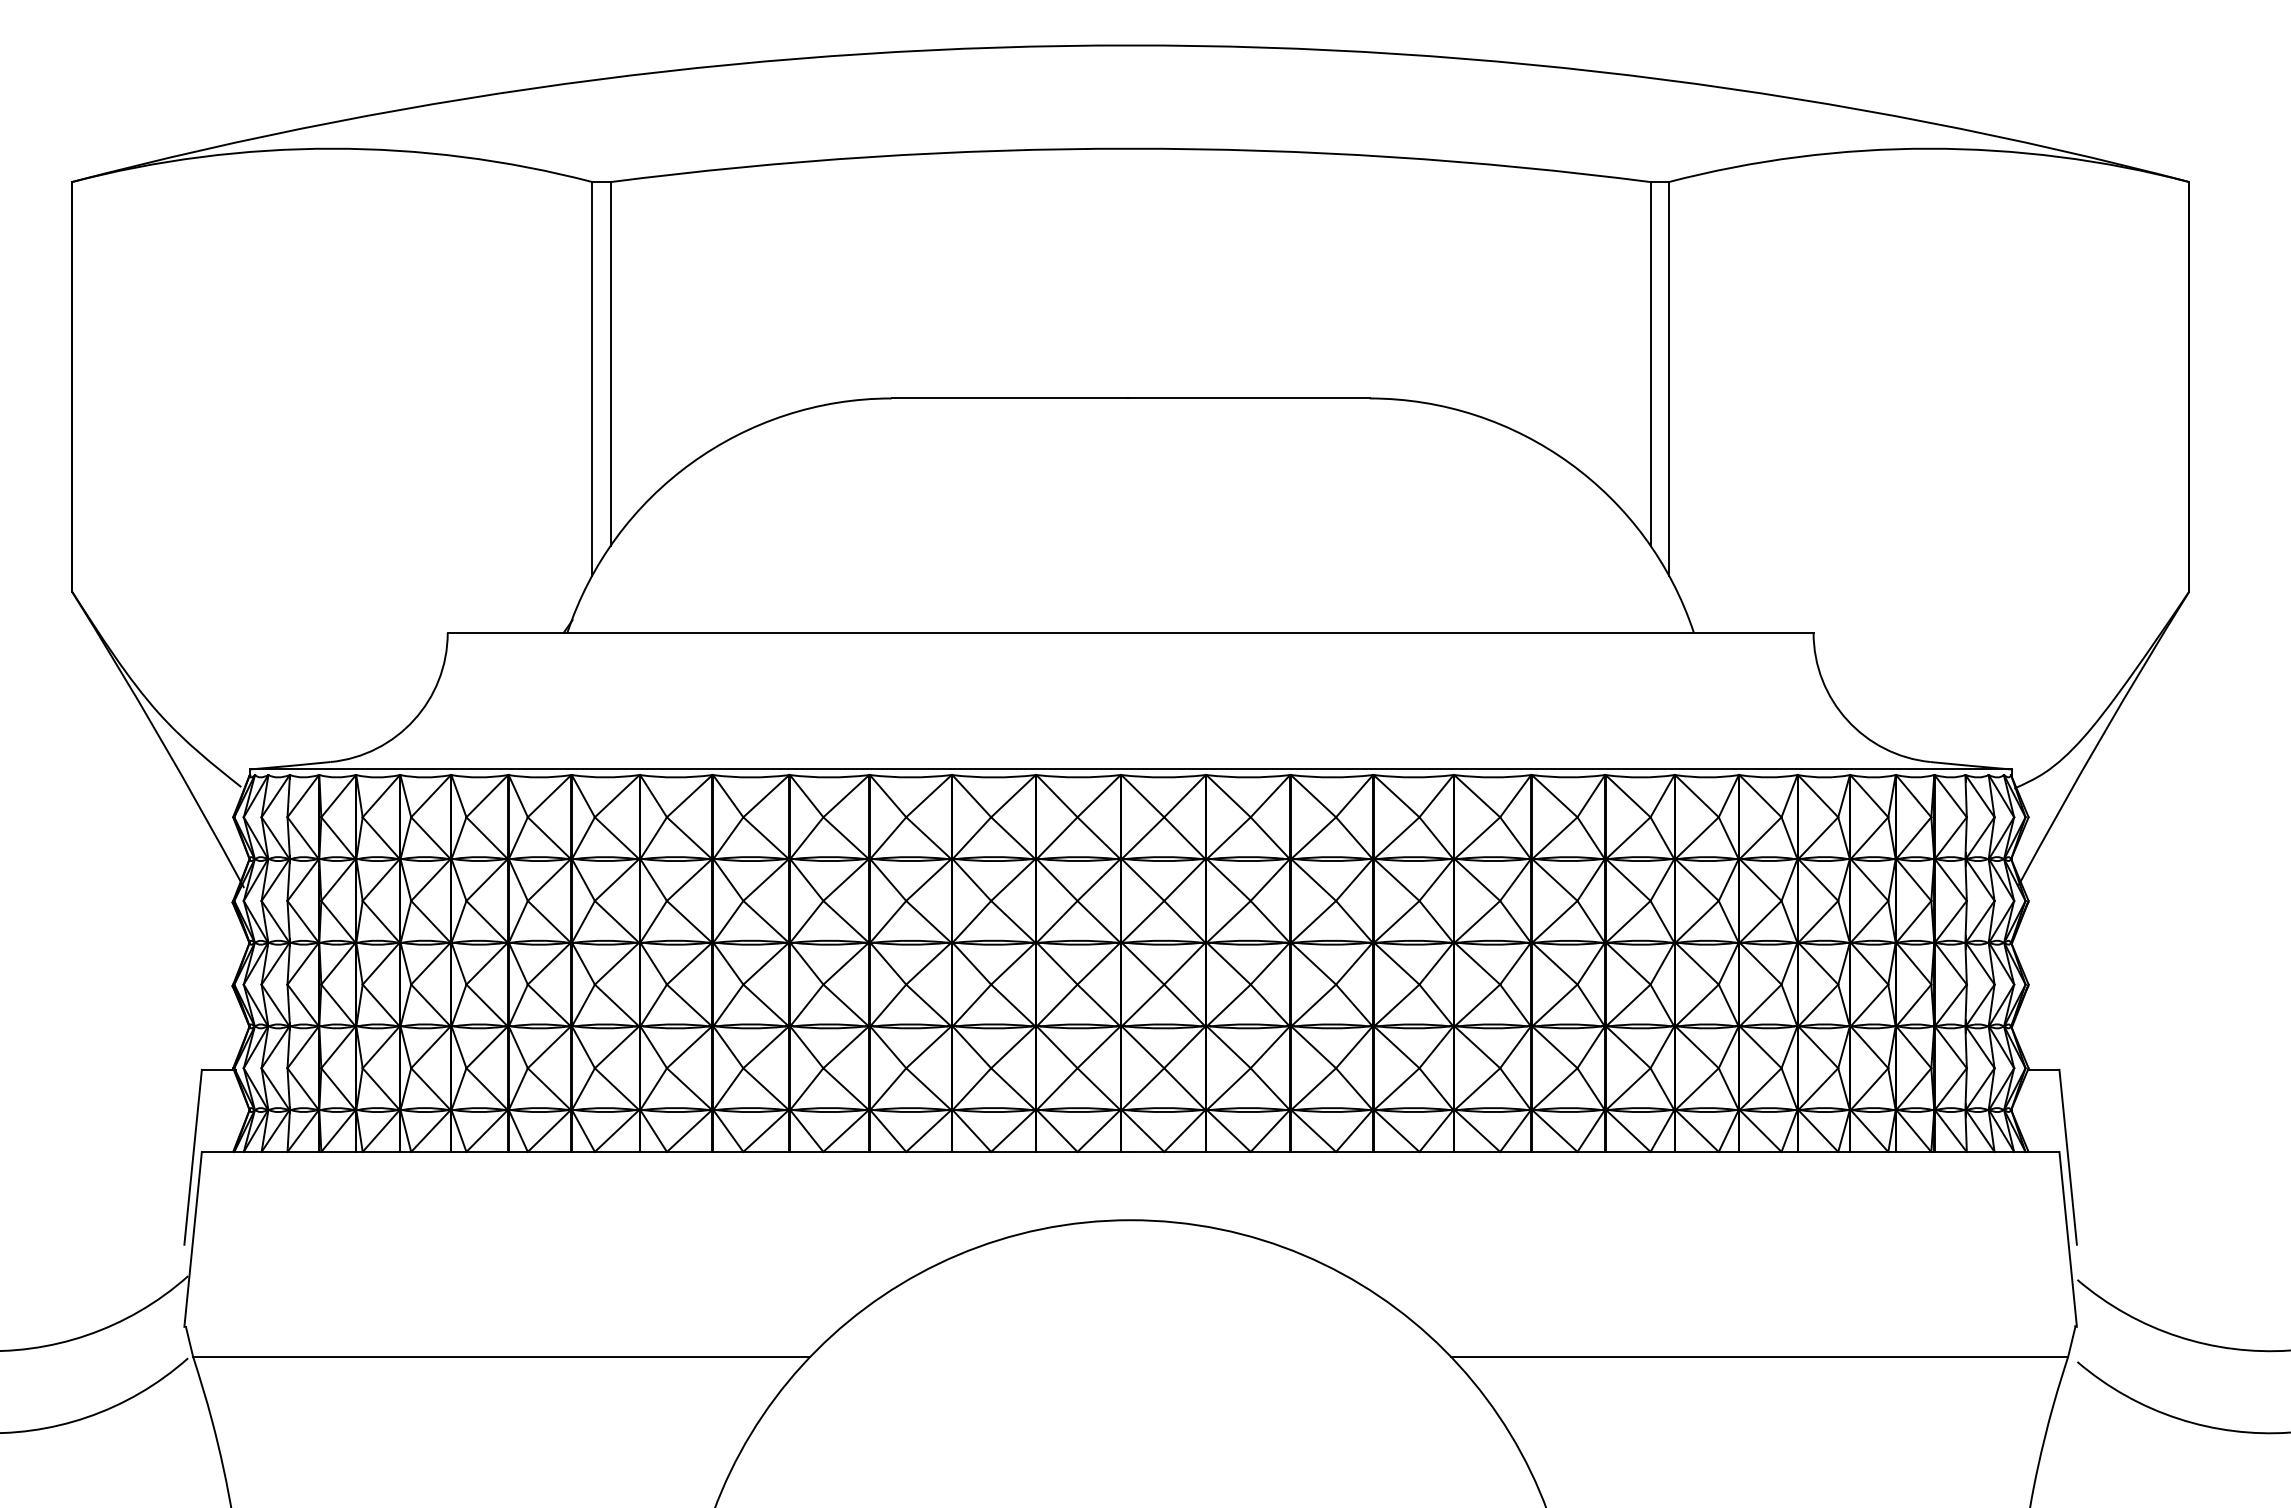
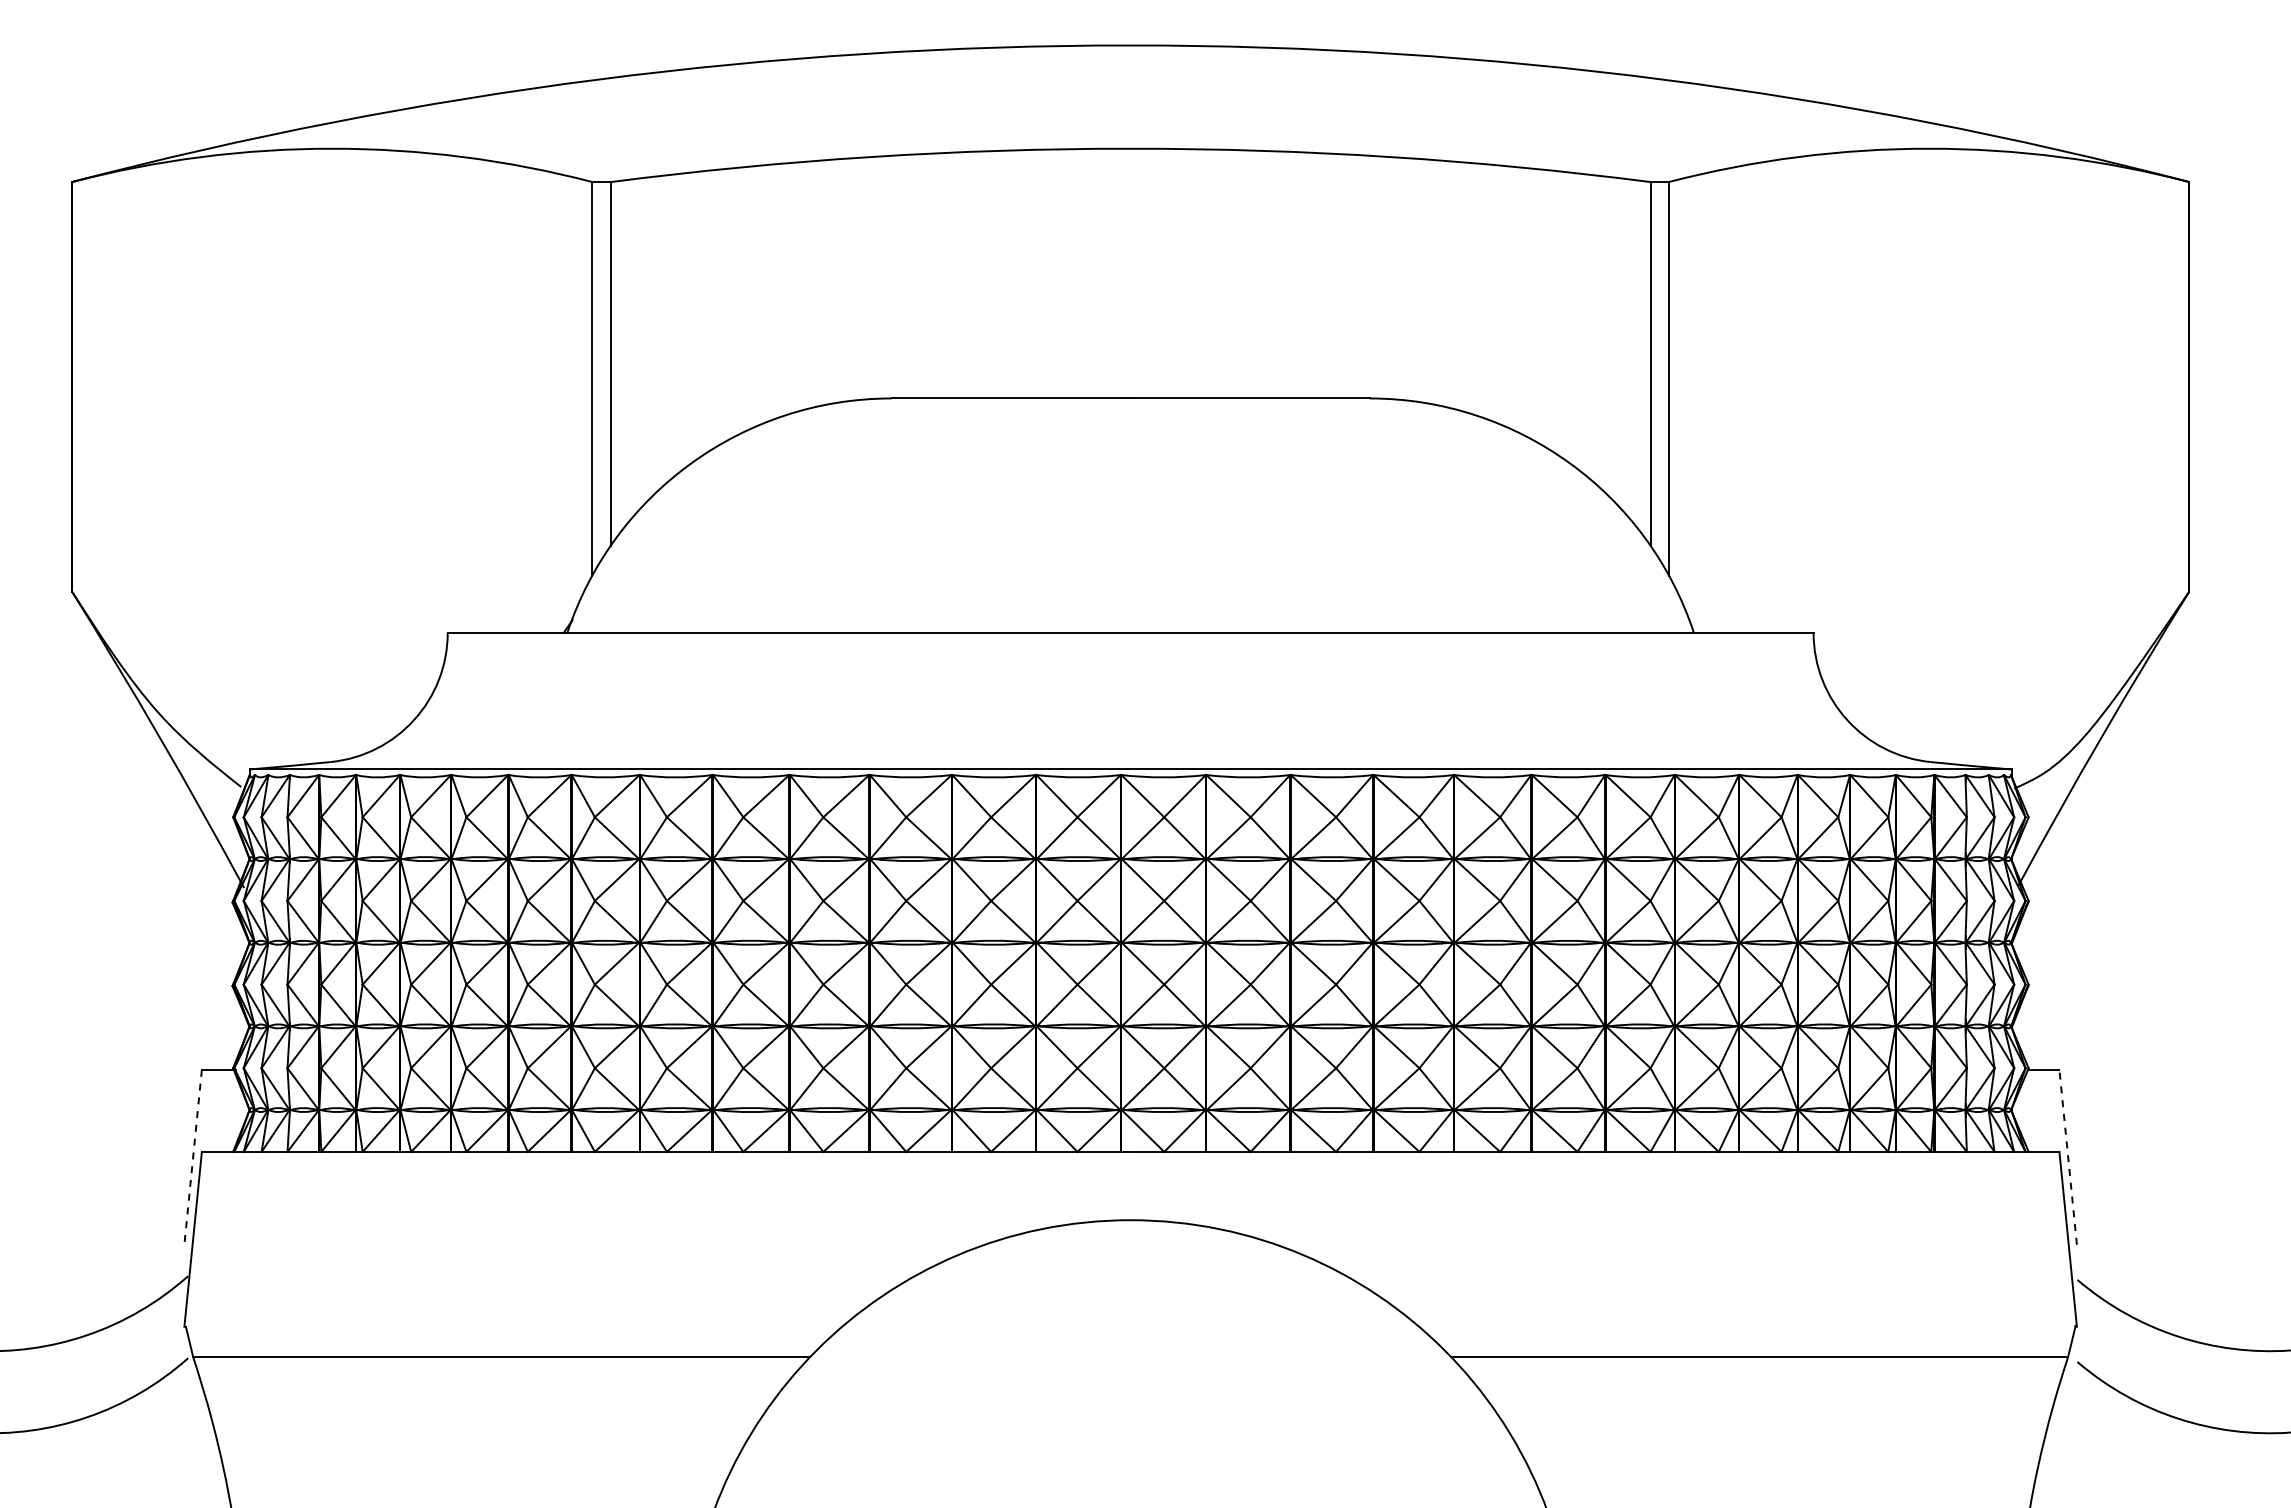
line: solid -> dashed (193, 1157)
line: solid -> dashed (2068, 1157)
